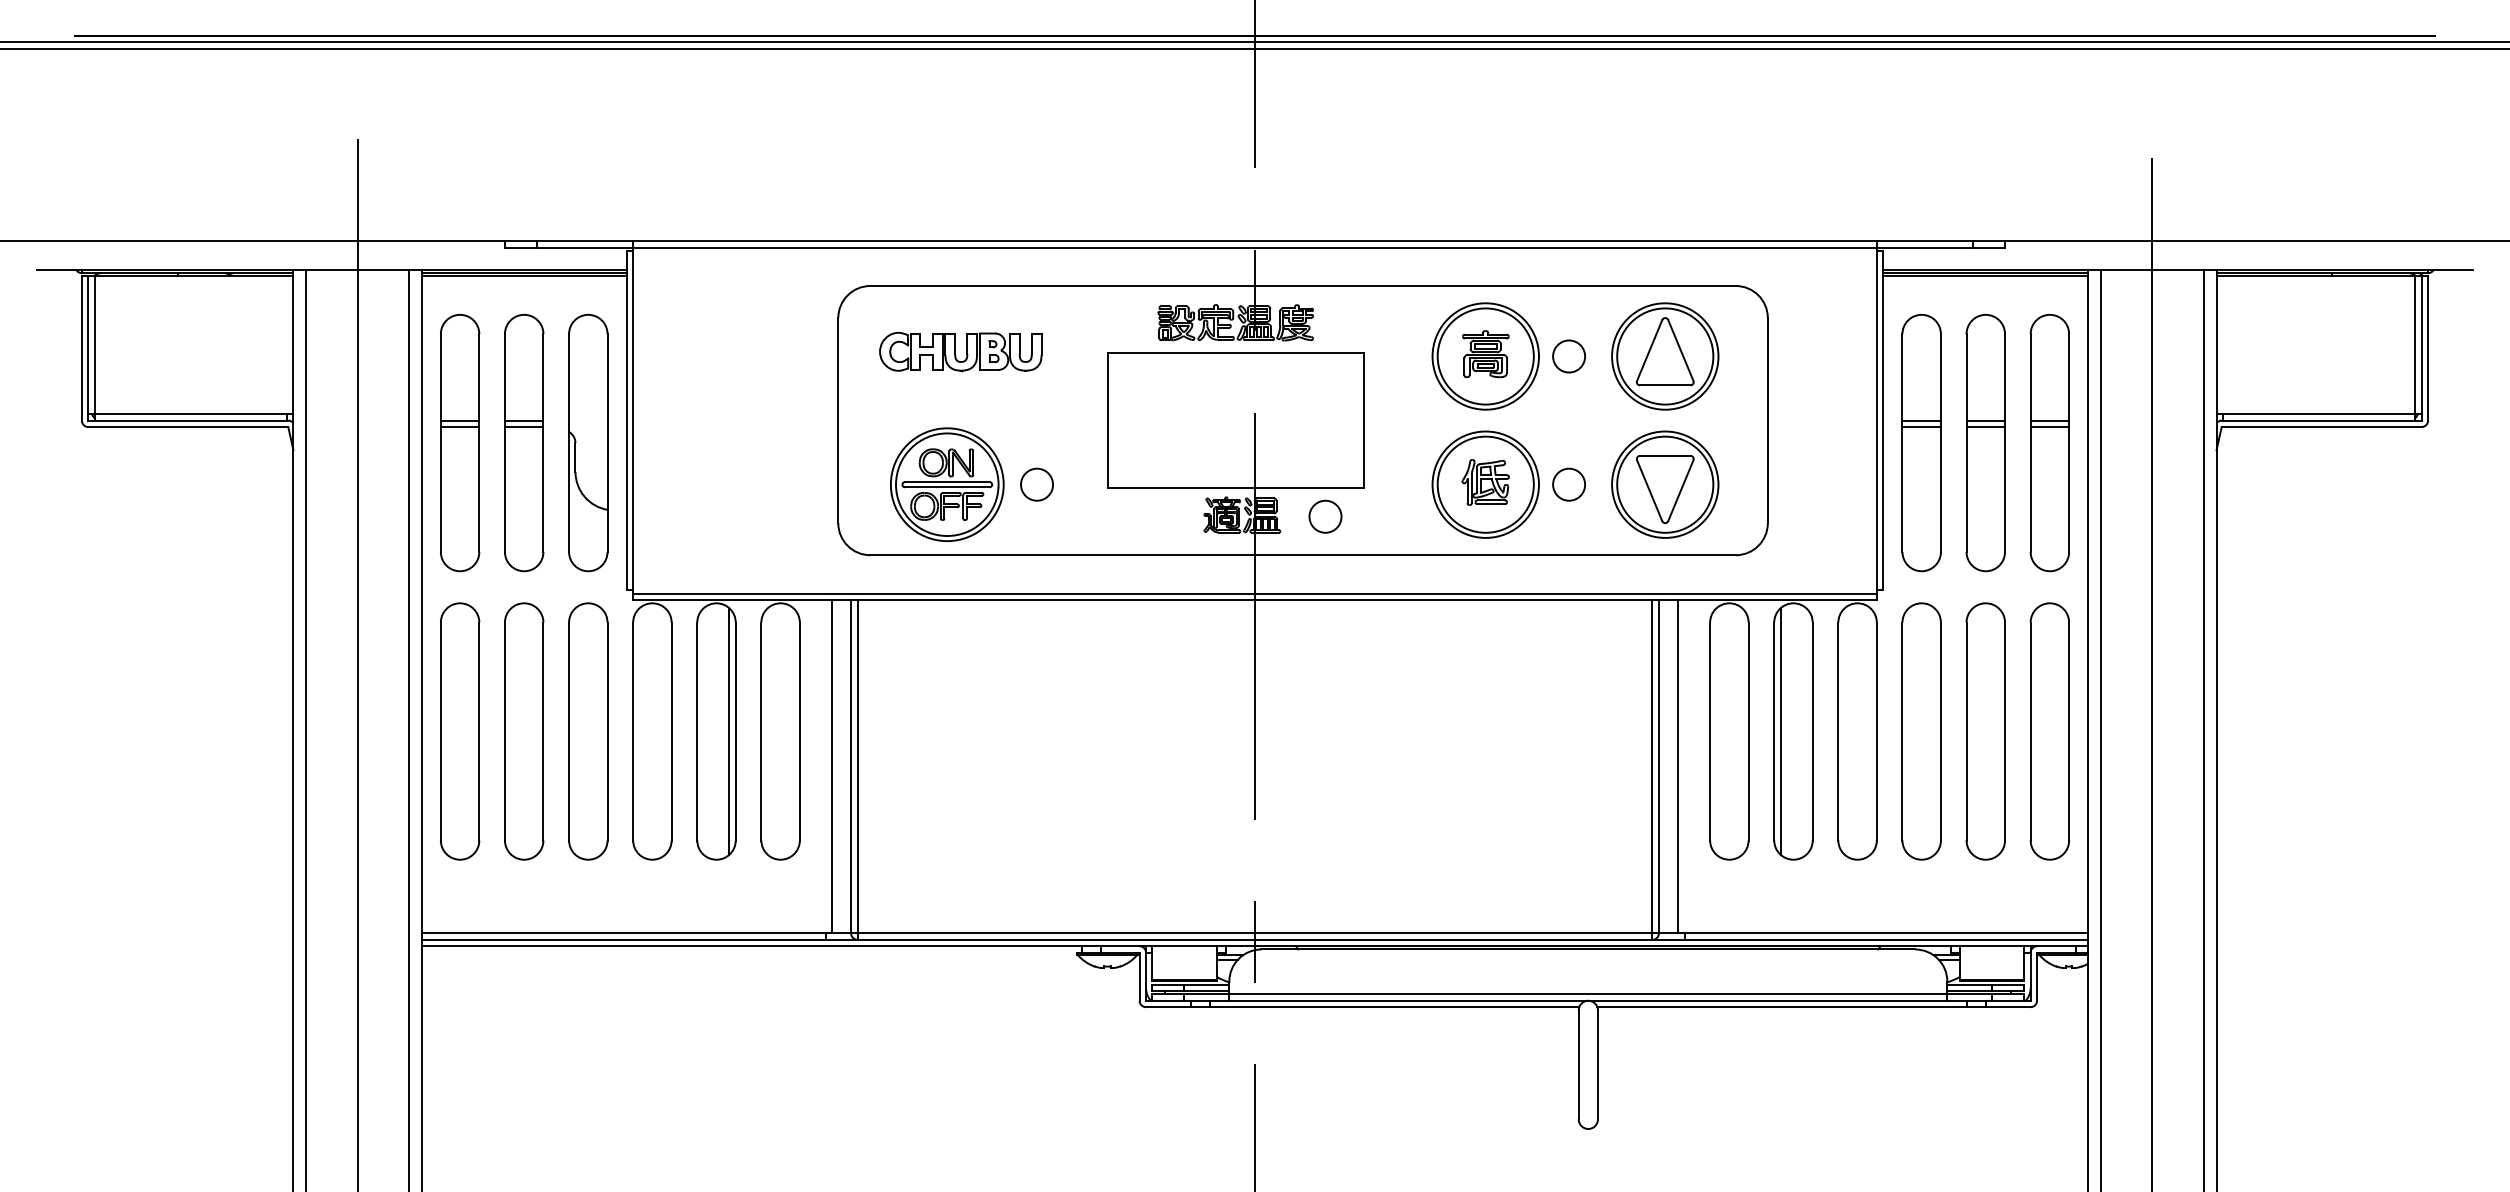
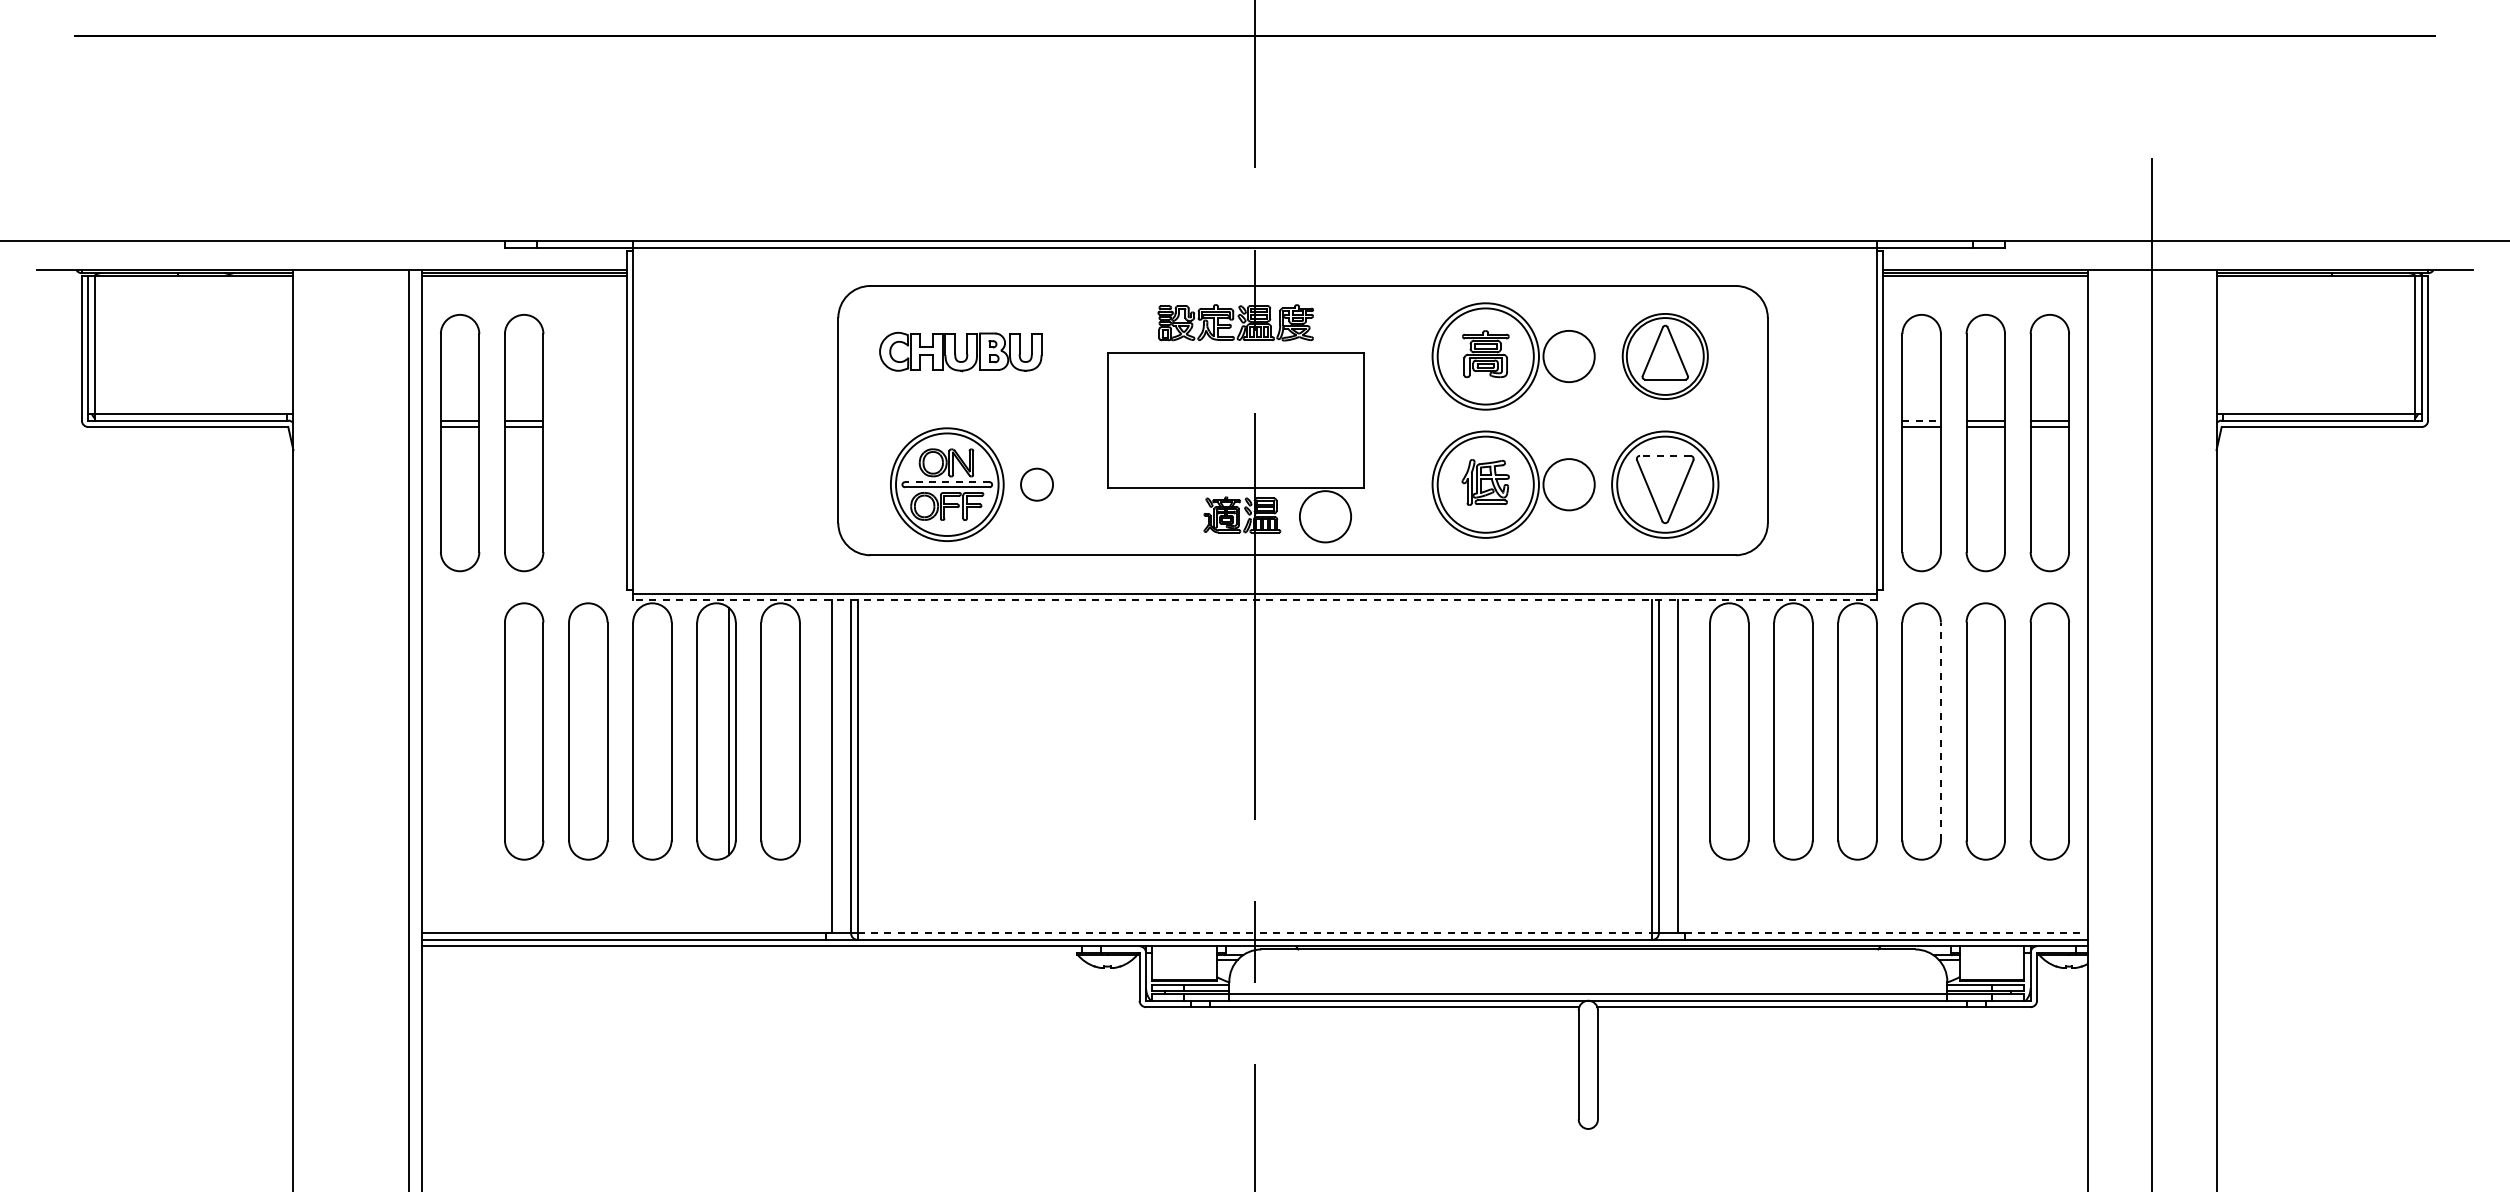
line: present -> none (1254, 42)
line: present -> none (1254, 48)
circle diameter: 32 px -> 51 px (1568, 356)
part size: 109x109 px -> 88x87 px (1664, 356)
line: solid -> dashed (1922, 420)
part: present -> none (588, 443)
line: solid -> dashed (1664, 455)
line: solid -> dashed (946, 482)
circle diameter: 32 px -> 51 px (1568, 484)
circle diameter: 32 px -> 51 px (1325, 516)
line: solid -> dashed (1255, 600)
line: present -> none (357, 664)
line: present -> none (306, 728)
line: present -> none (2101, 728)
line: present -> none (2203, 728)
part: present -> none (460, 731)
line: present -> none (1780, 731)
line: solid -> dashed (1940, 731)
line: solid -> dashed (1255, 933)
line: solid -> dashed (1886, 933)
